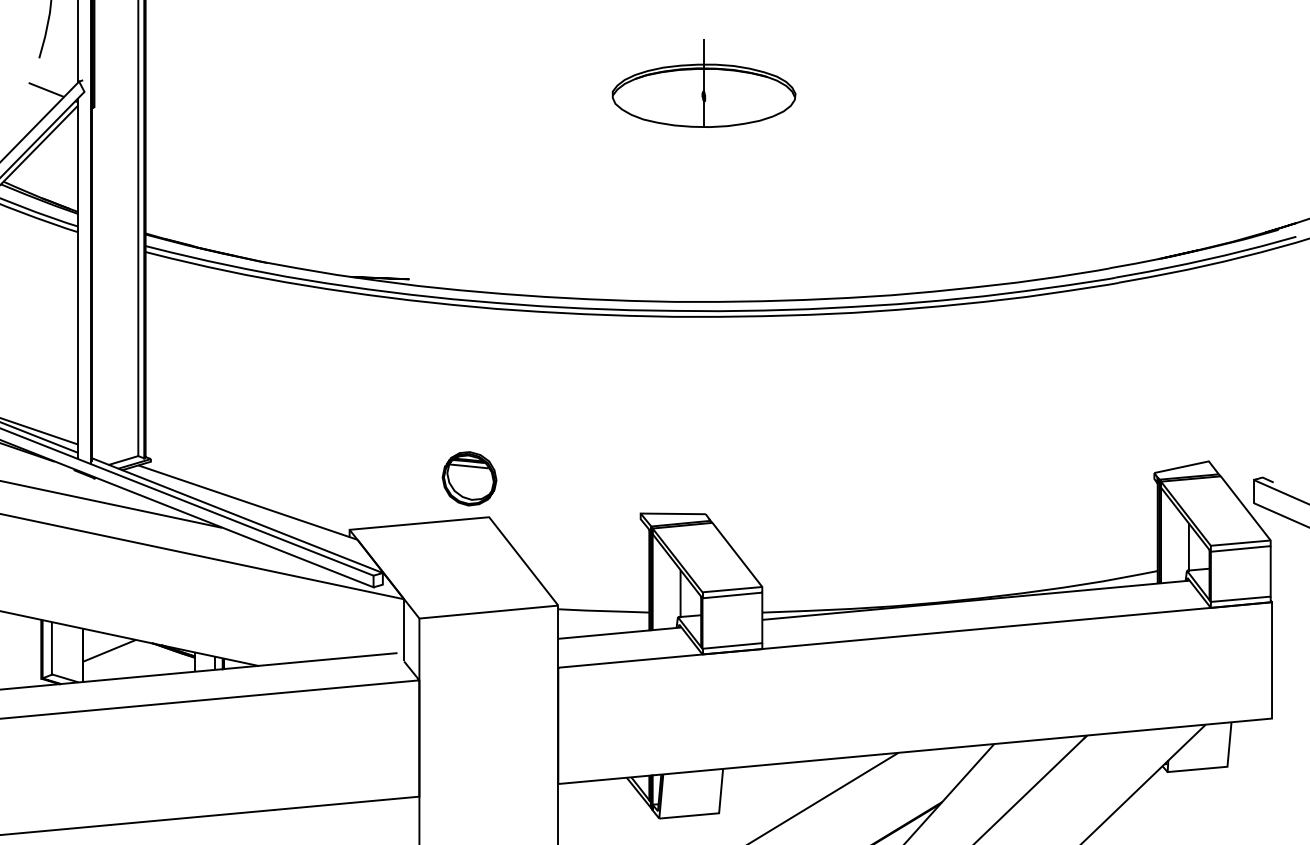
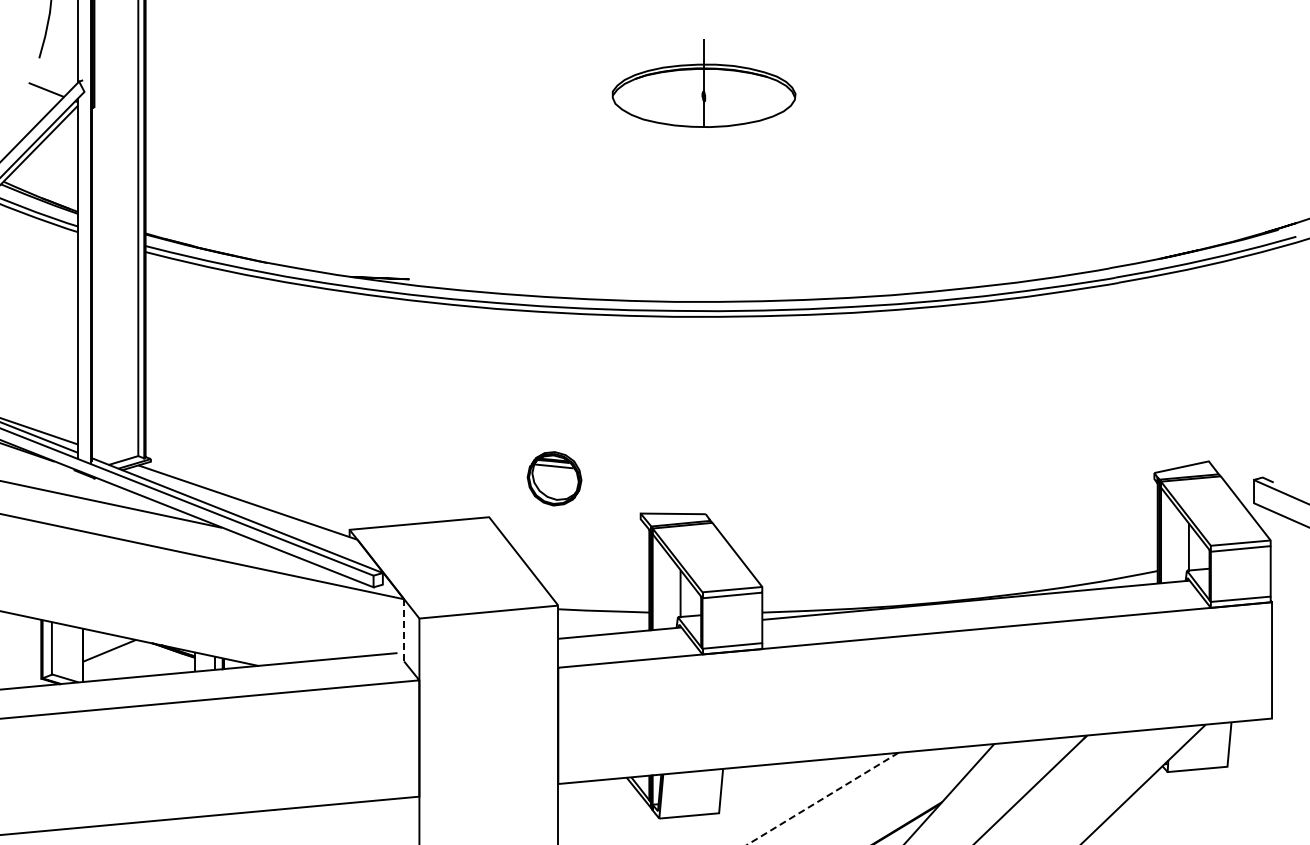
part position: (469, 478) -> (554, 478) (554, 478)
line: solid -> dashed (404, 629)
line: solid -> dashed (822, 798)
